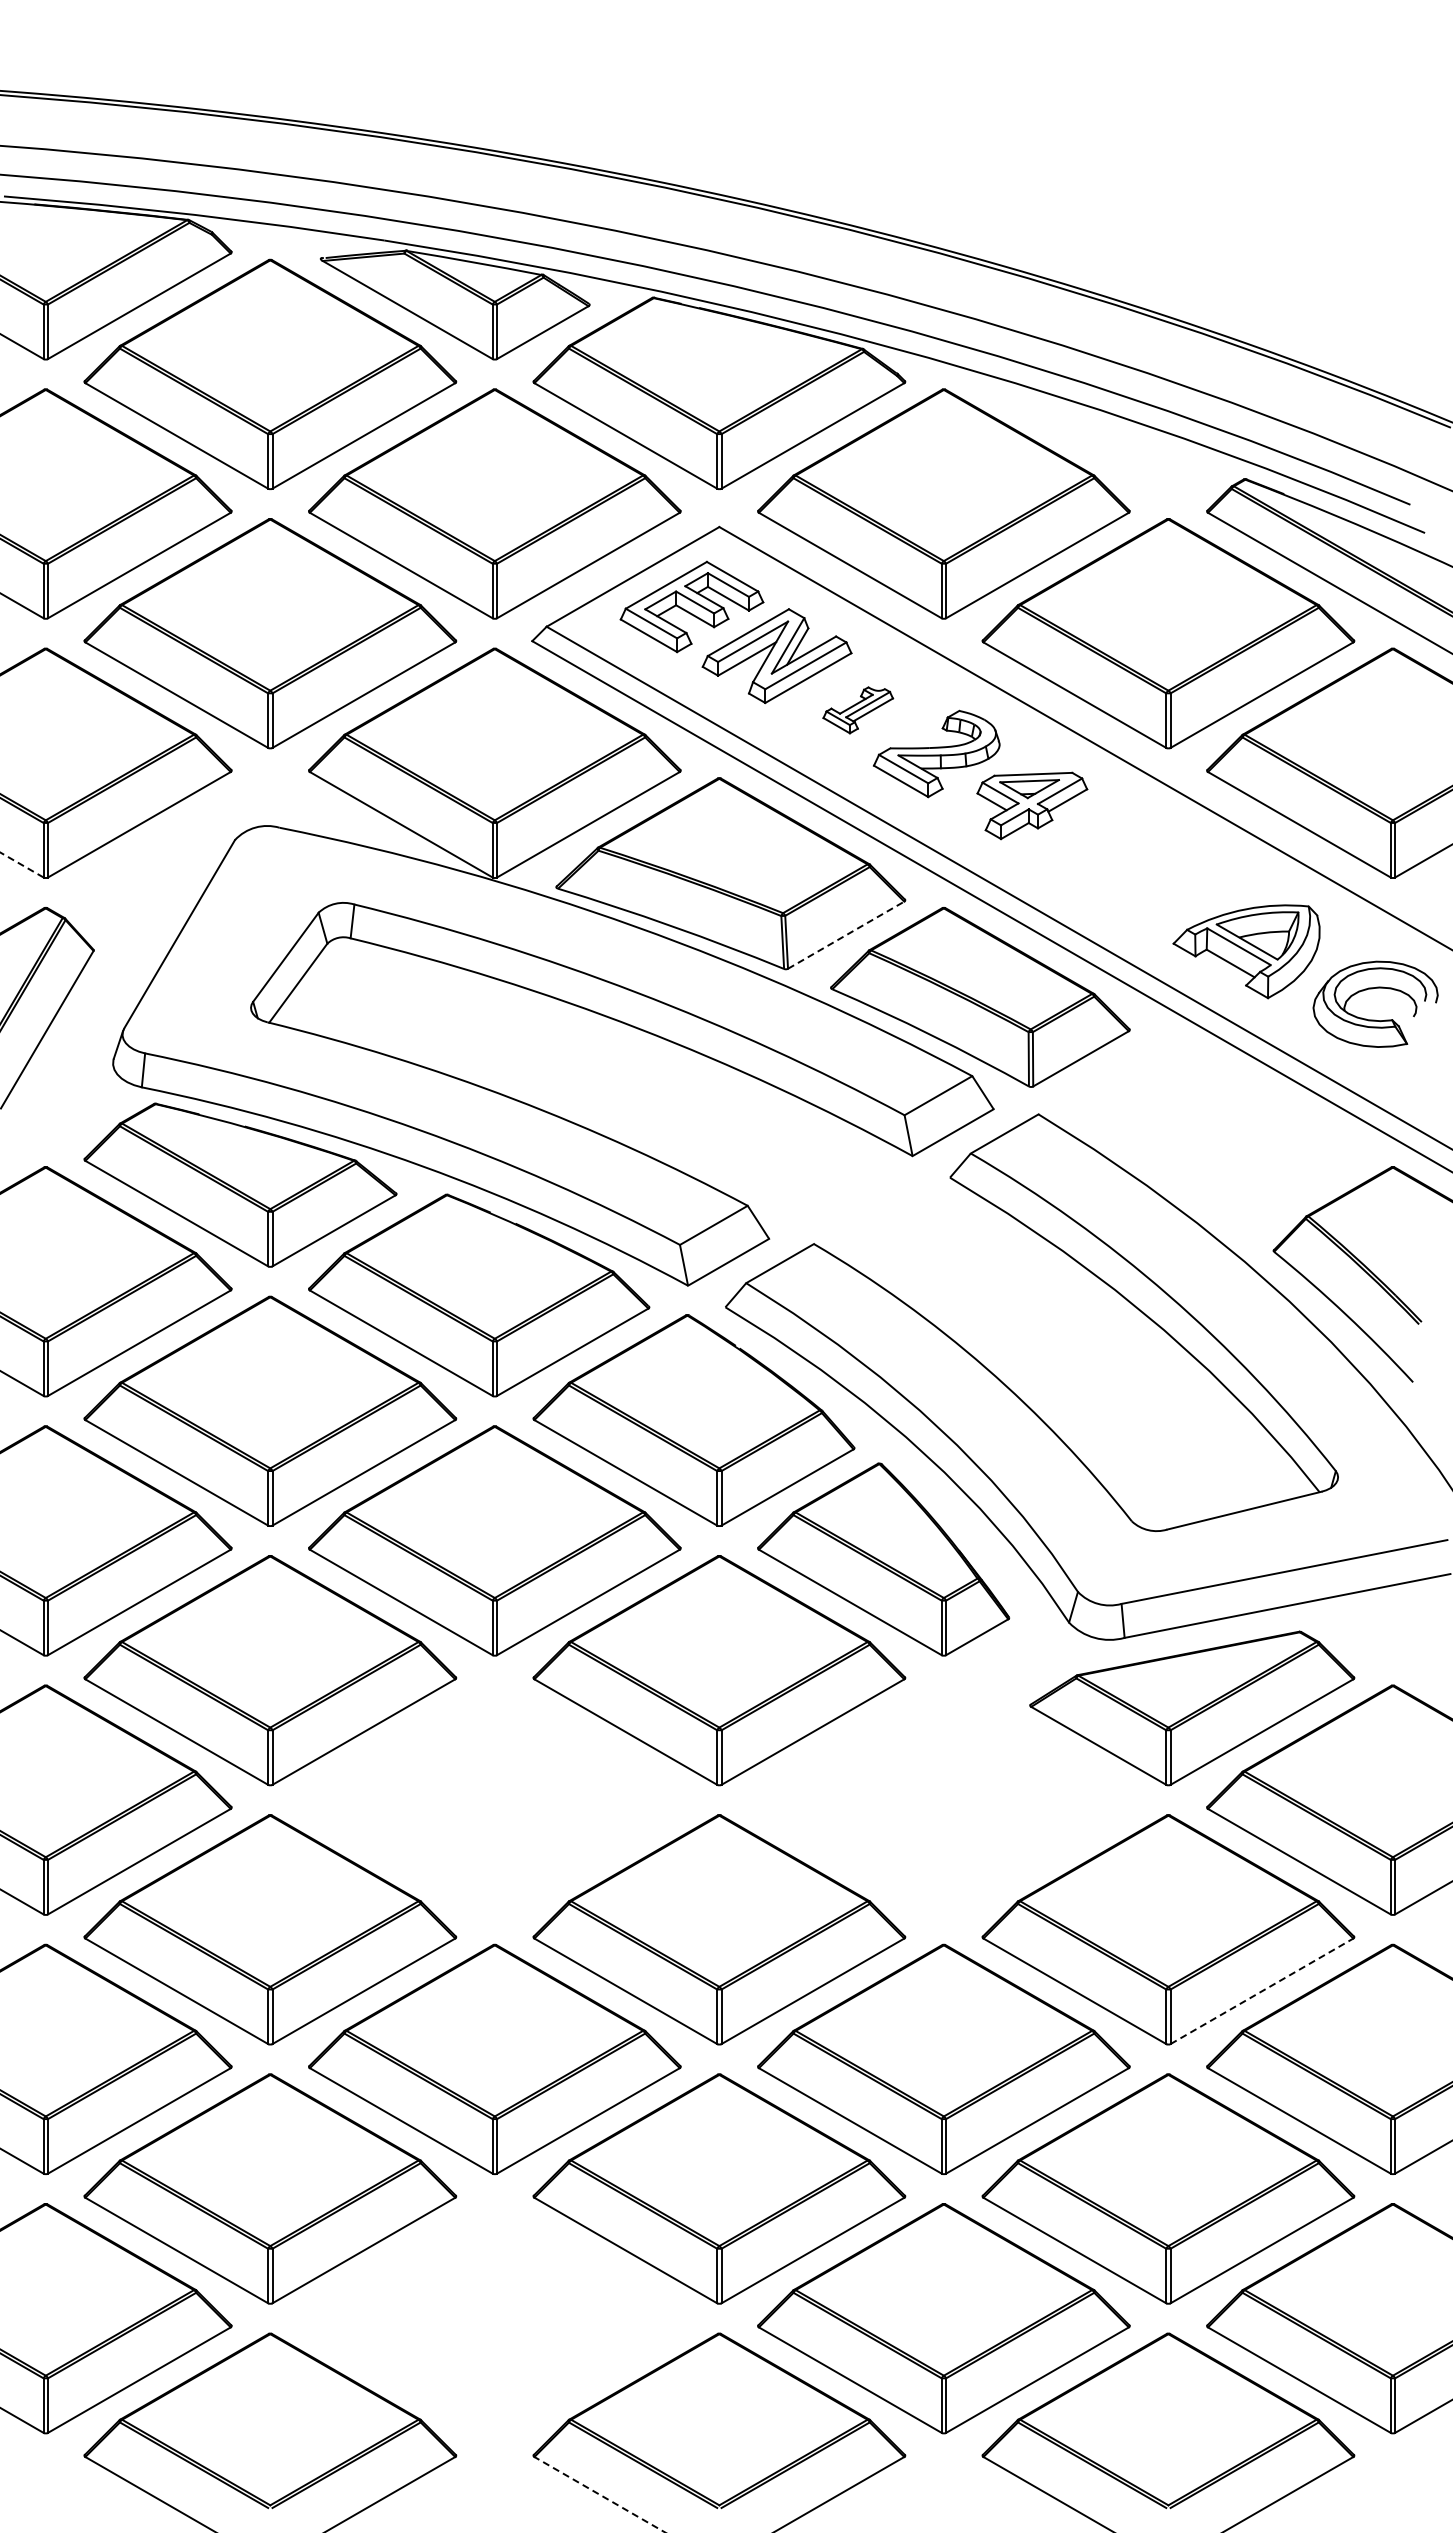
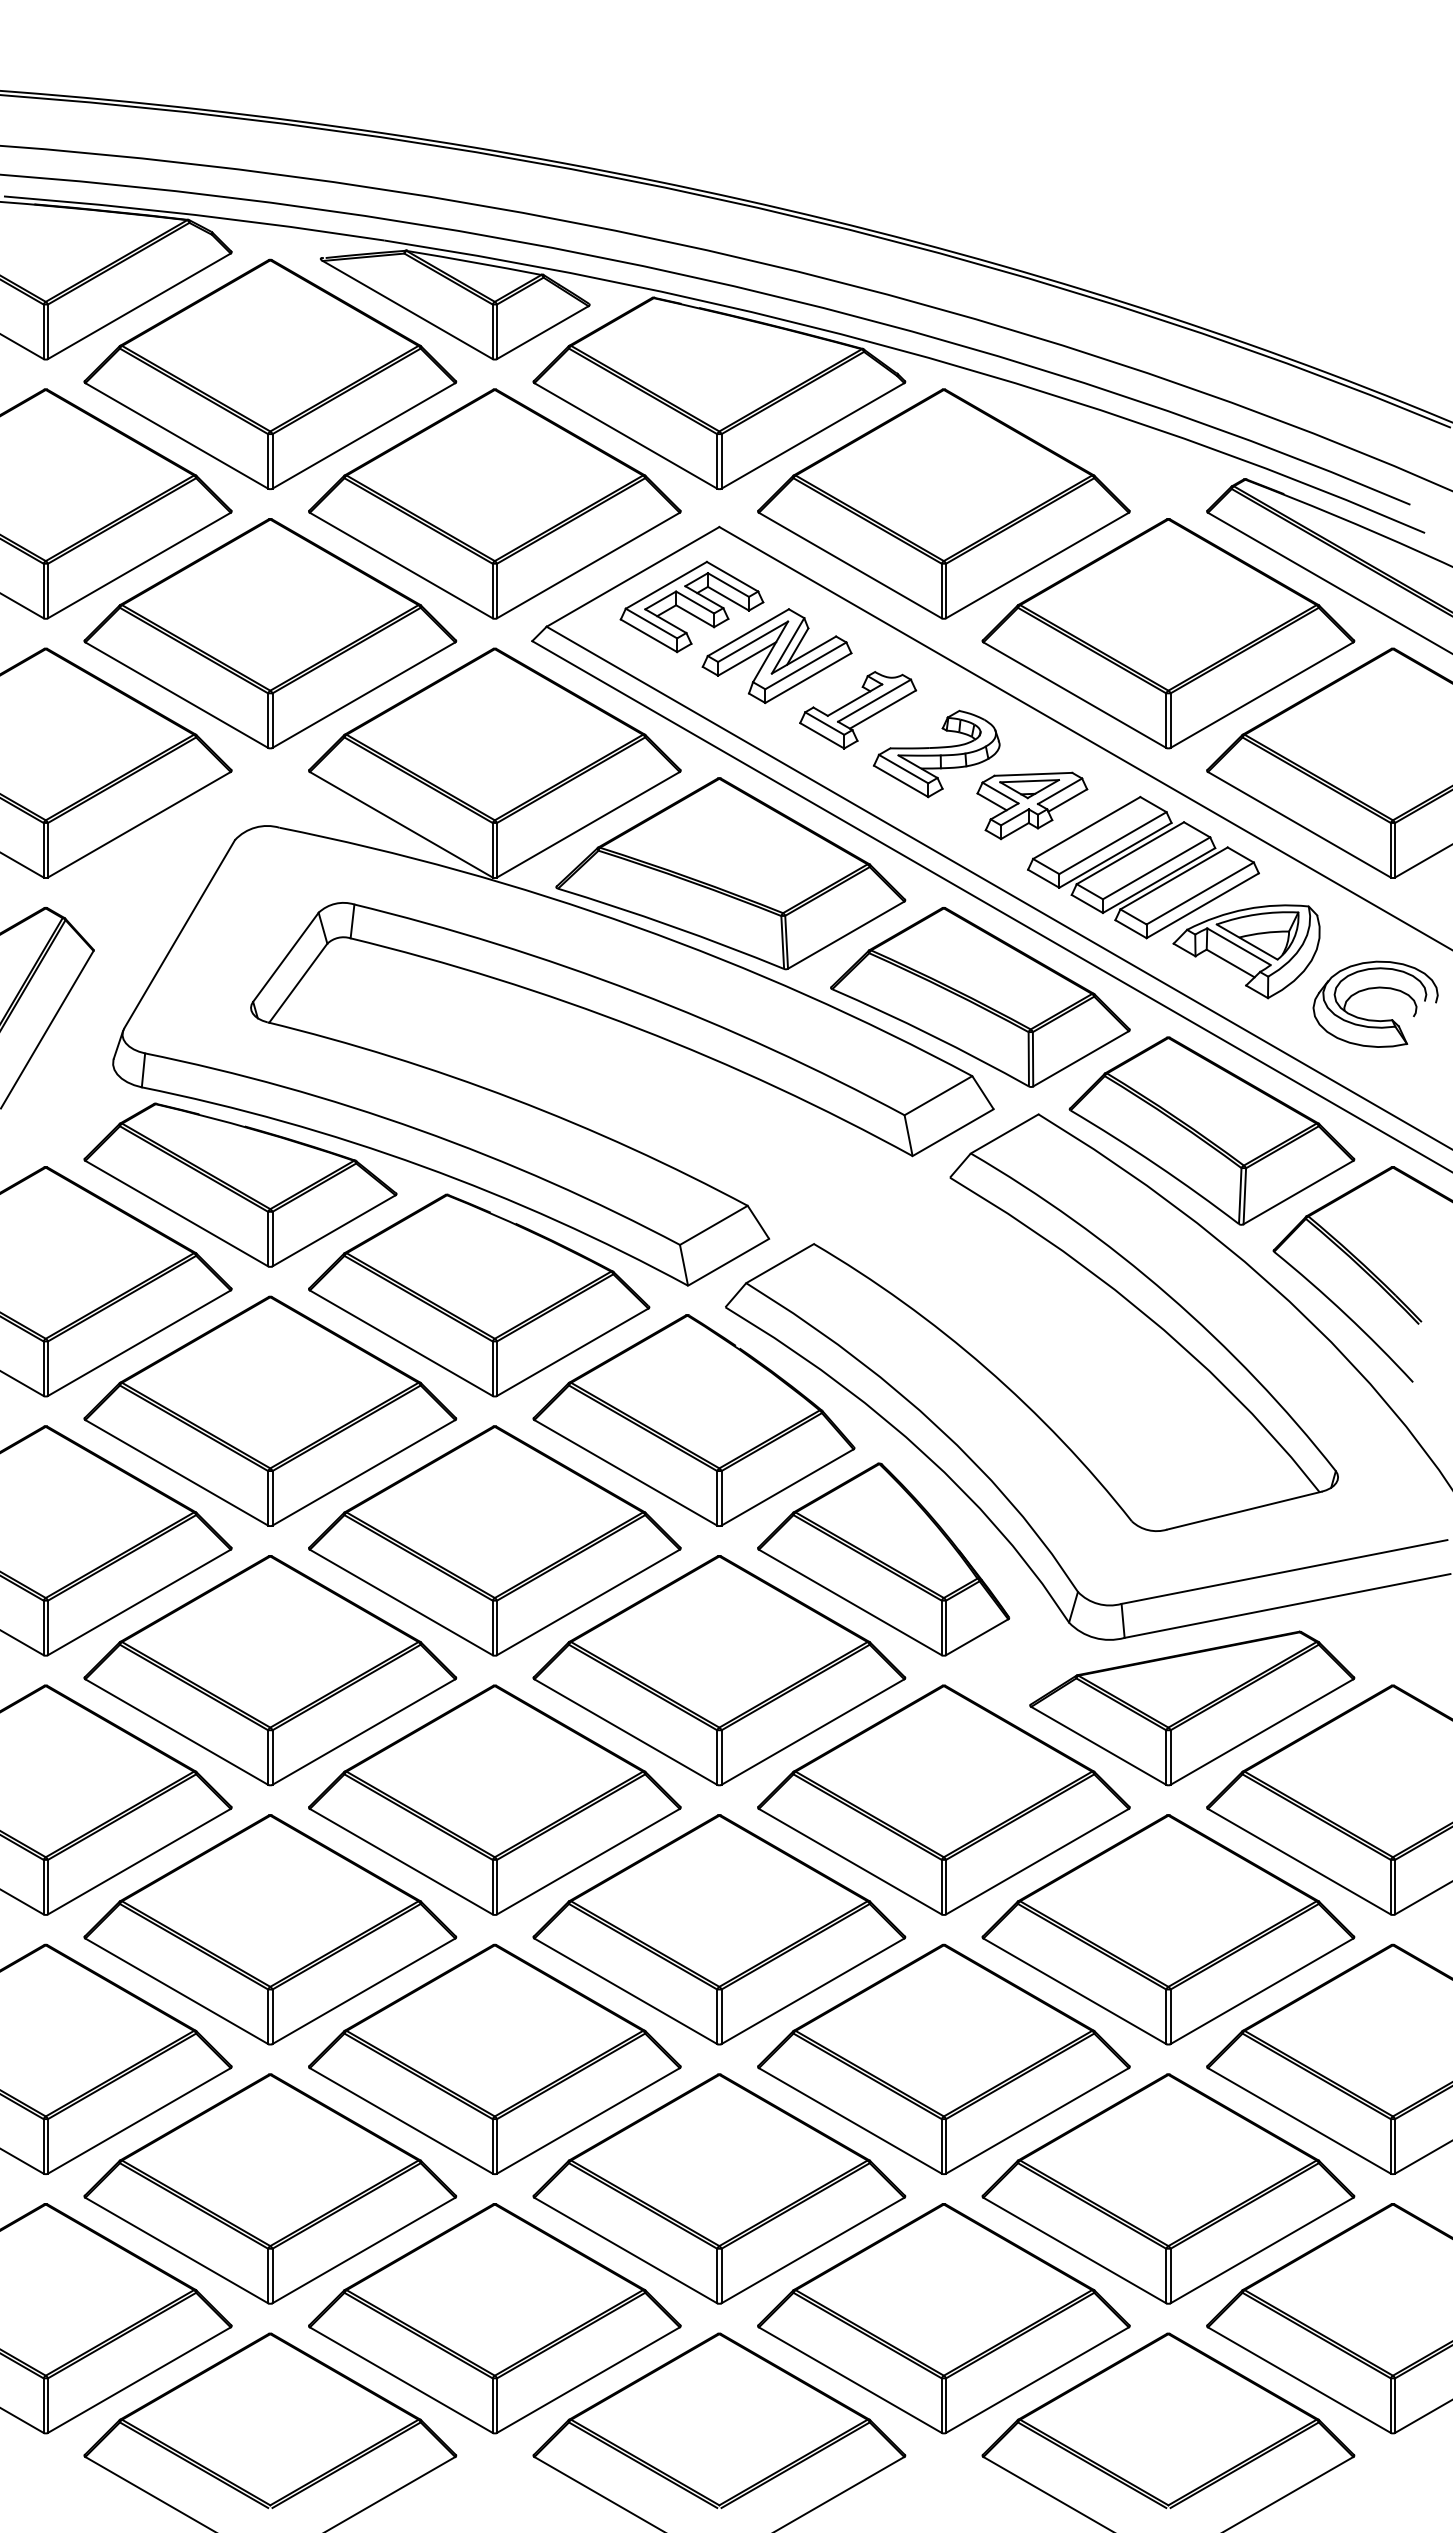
part size: 73x49 px -> 119x79 px (858, 710)
line: dashed -> solid (22, 865)
part: none -> present (1143, 867)
line: dashed -> solid (846, 934)
part: none -> present (1211, 1130)
part: none -> present (494, 1799)
part: none -> present (943, 1799)
line: dashed -> solid (1261, 1991)
part: none -> present (494, 2318)
line: dashed -> solid (599, 2494)
